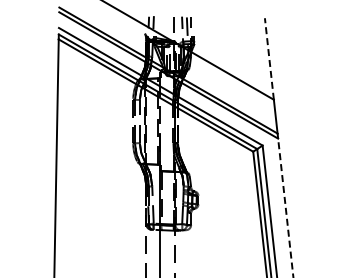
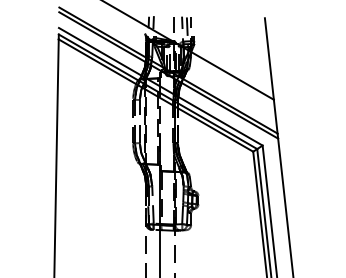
line: dashed -> solid (269, 58)
line: dashed -> solid (285, 208)
